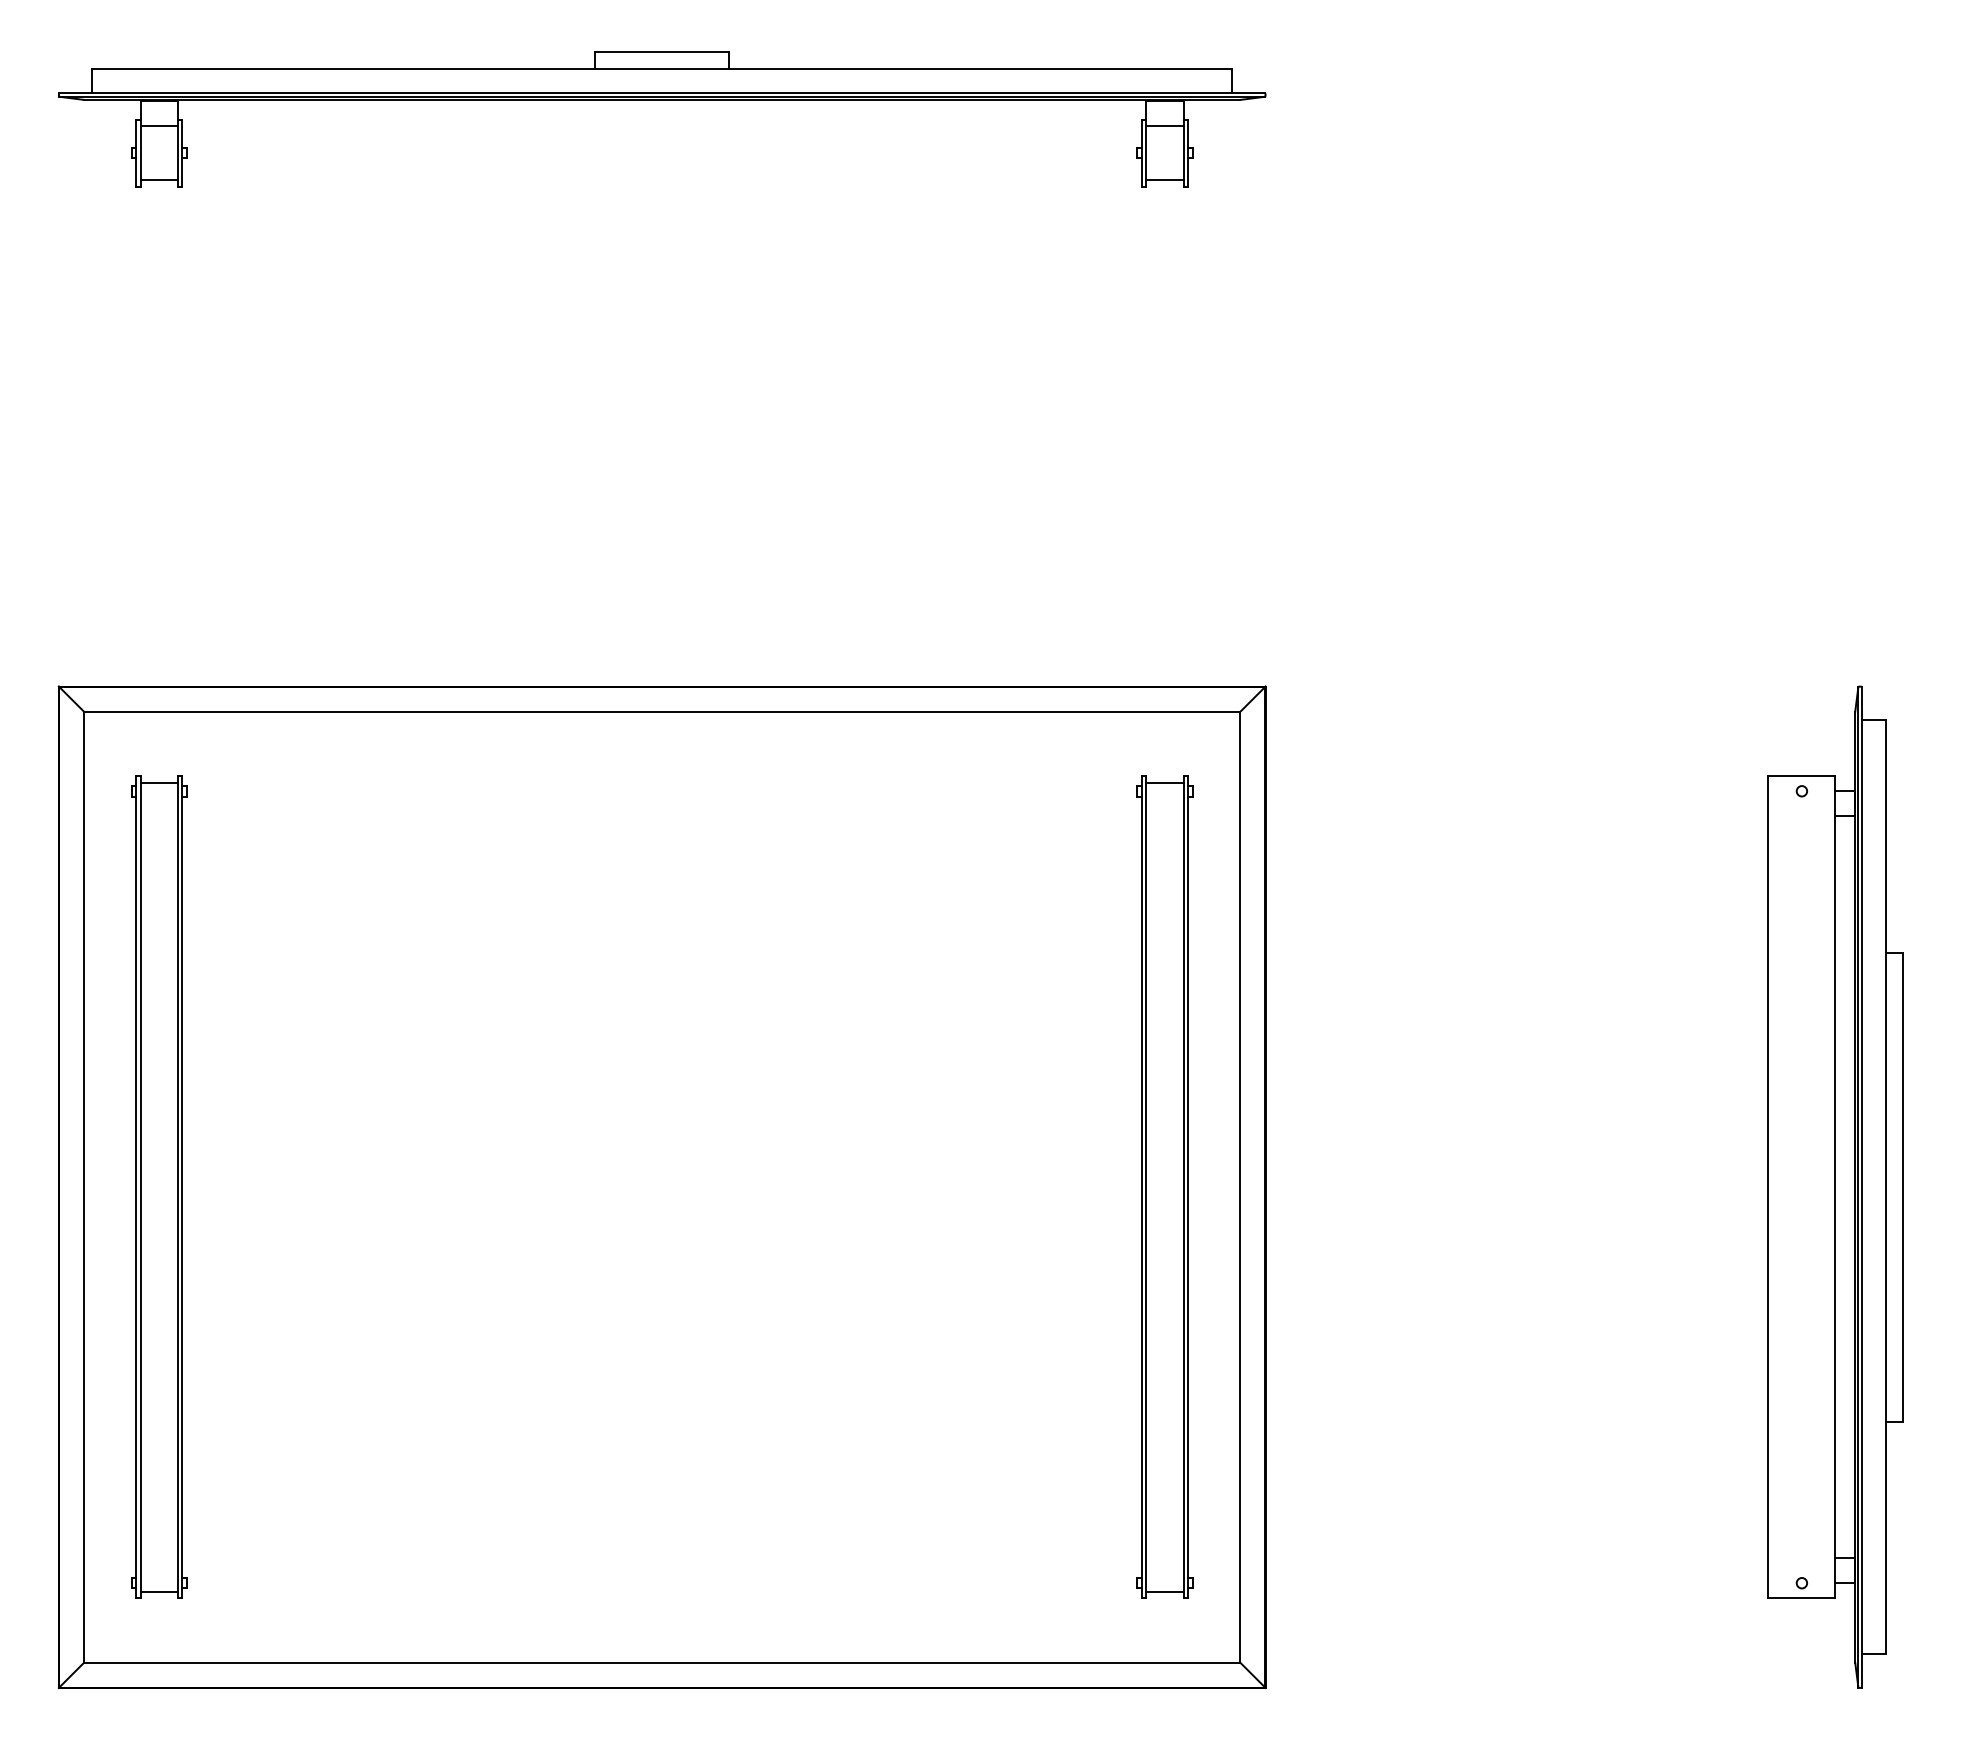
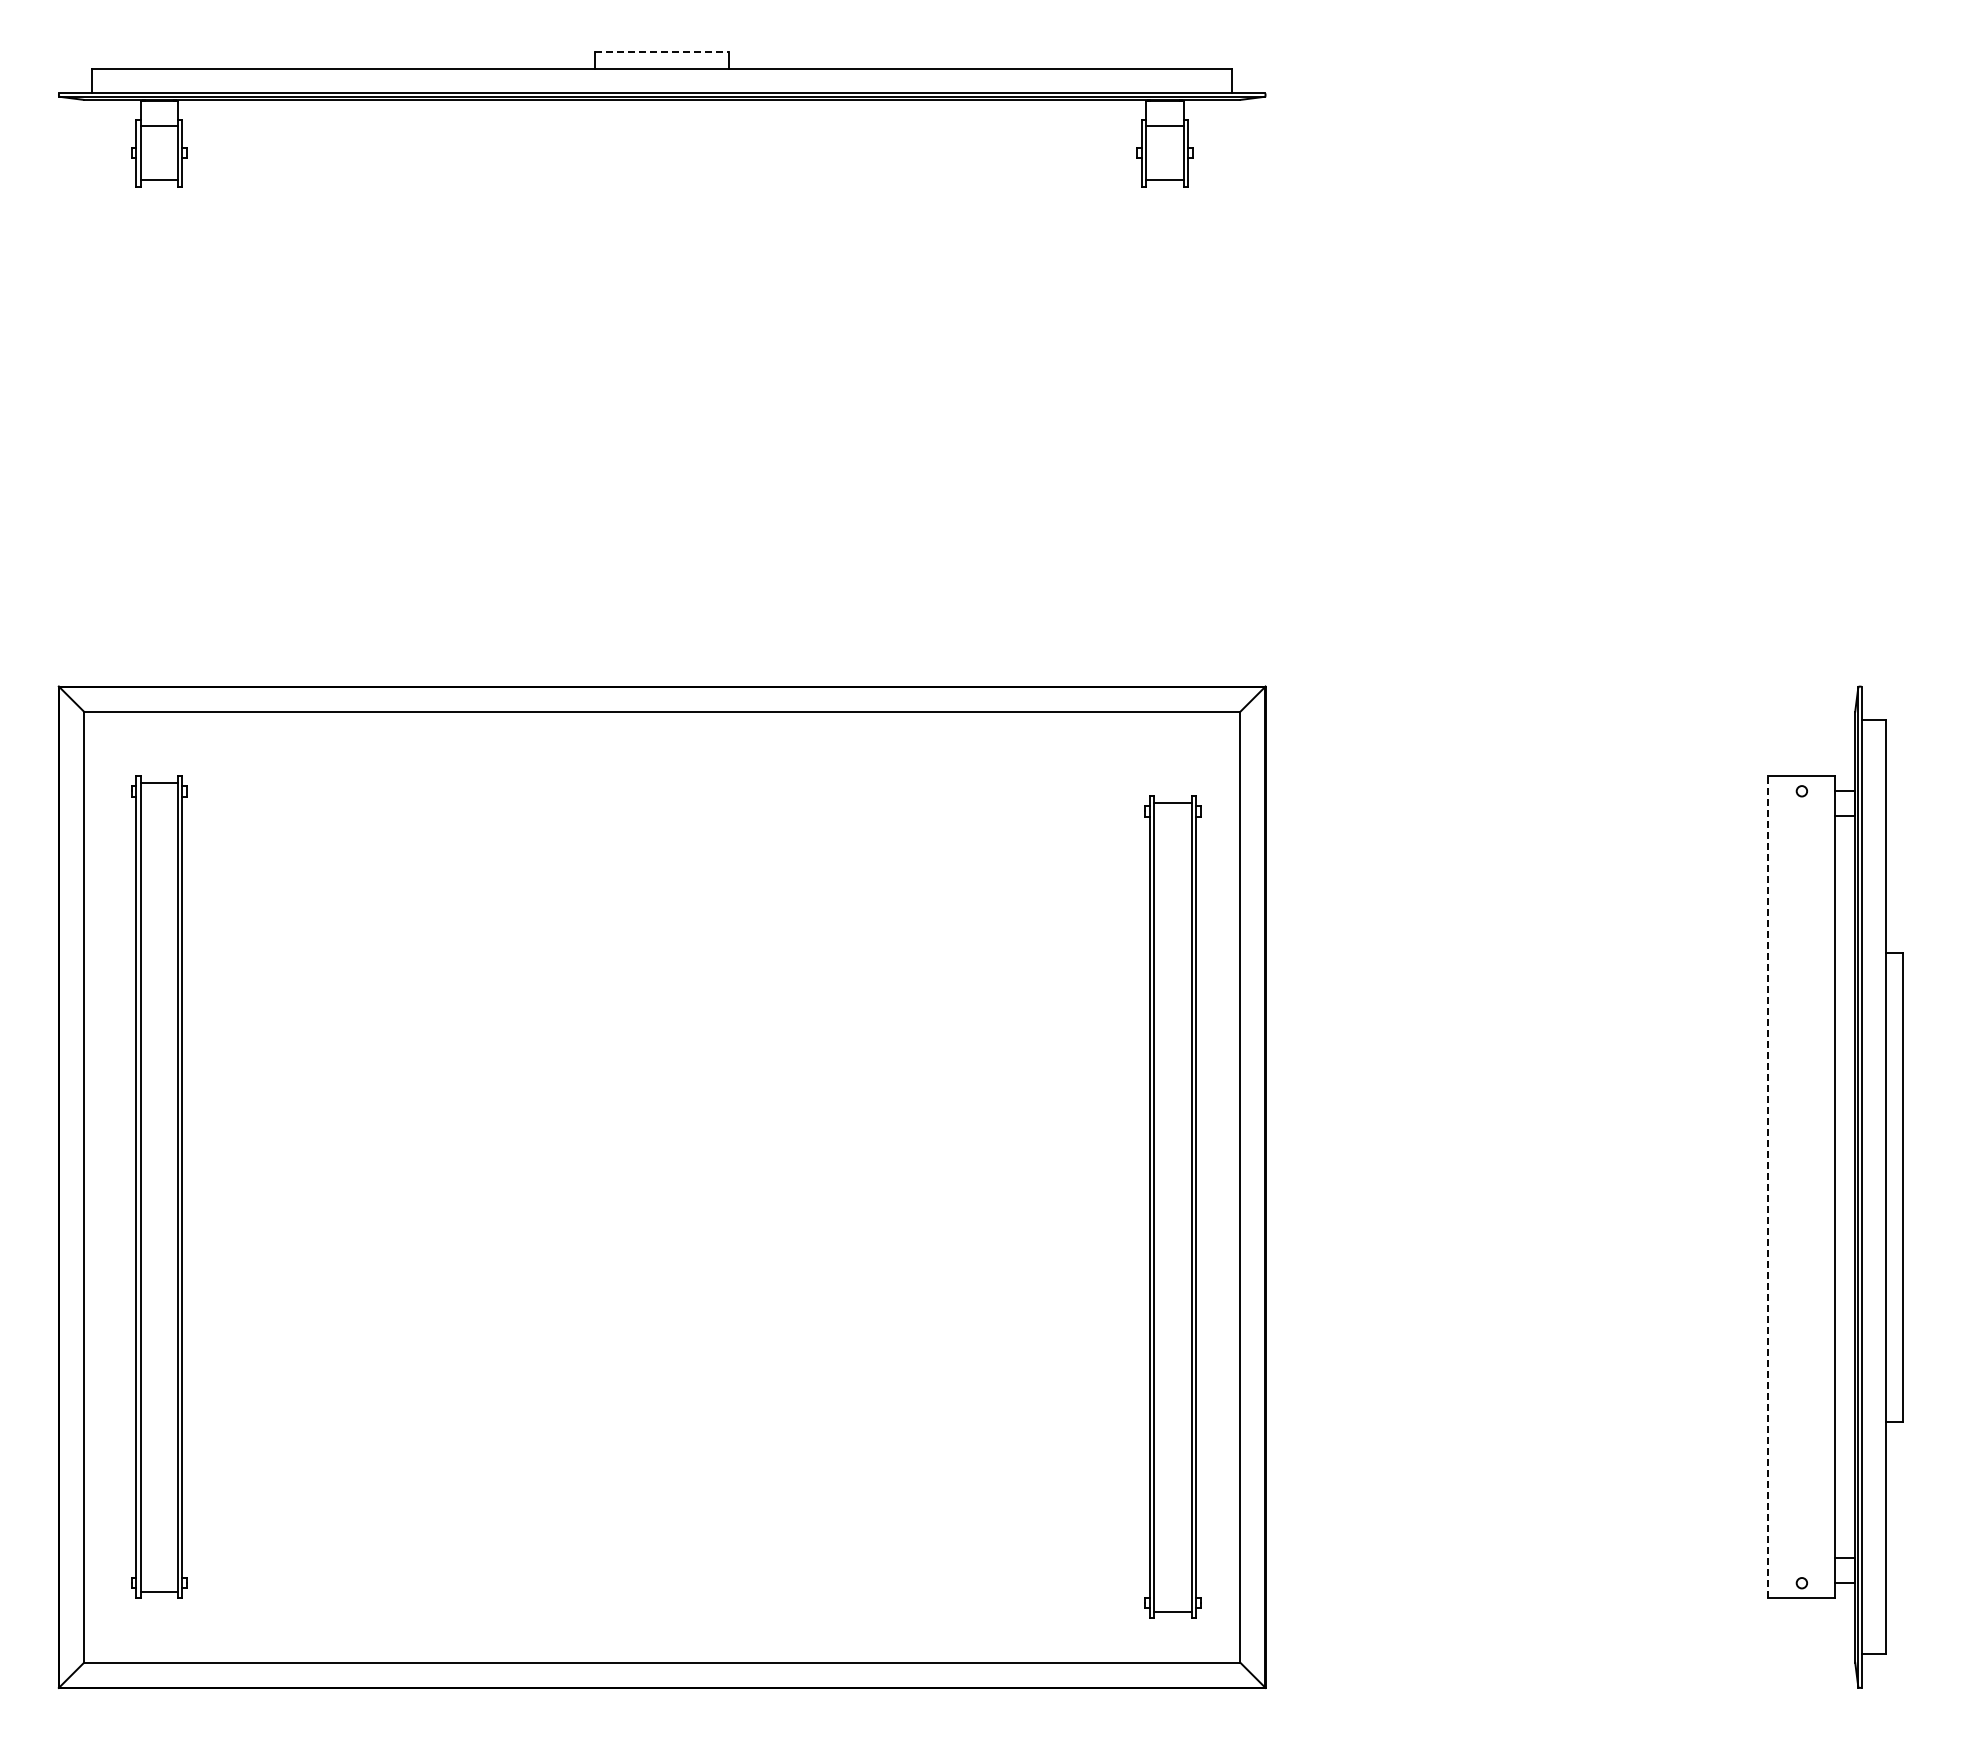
line: solid -> dashed (662, 52)
part position: (1164, 1186) -> (1172, 1206) (1172, 1206)
line: solid -> dashed (1768, 1186)
